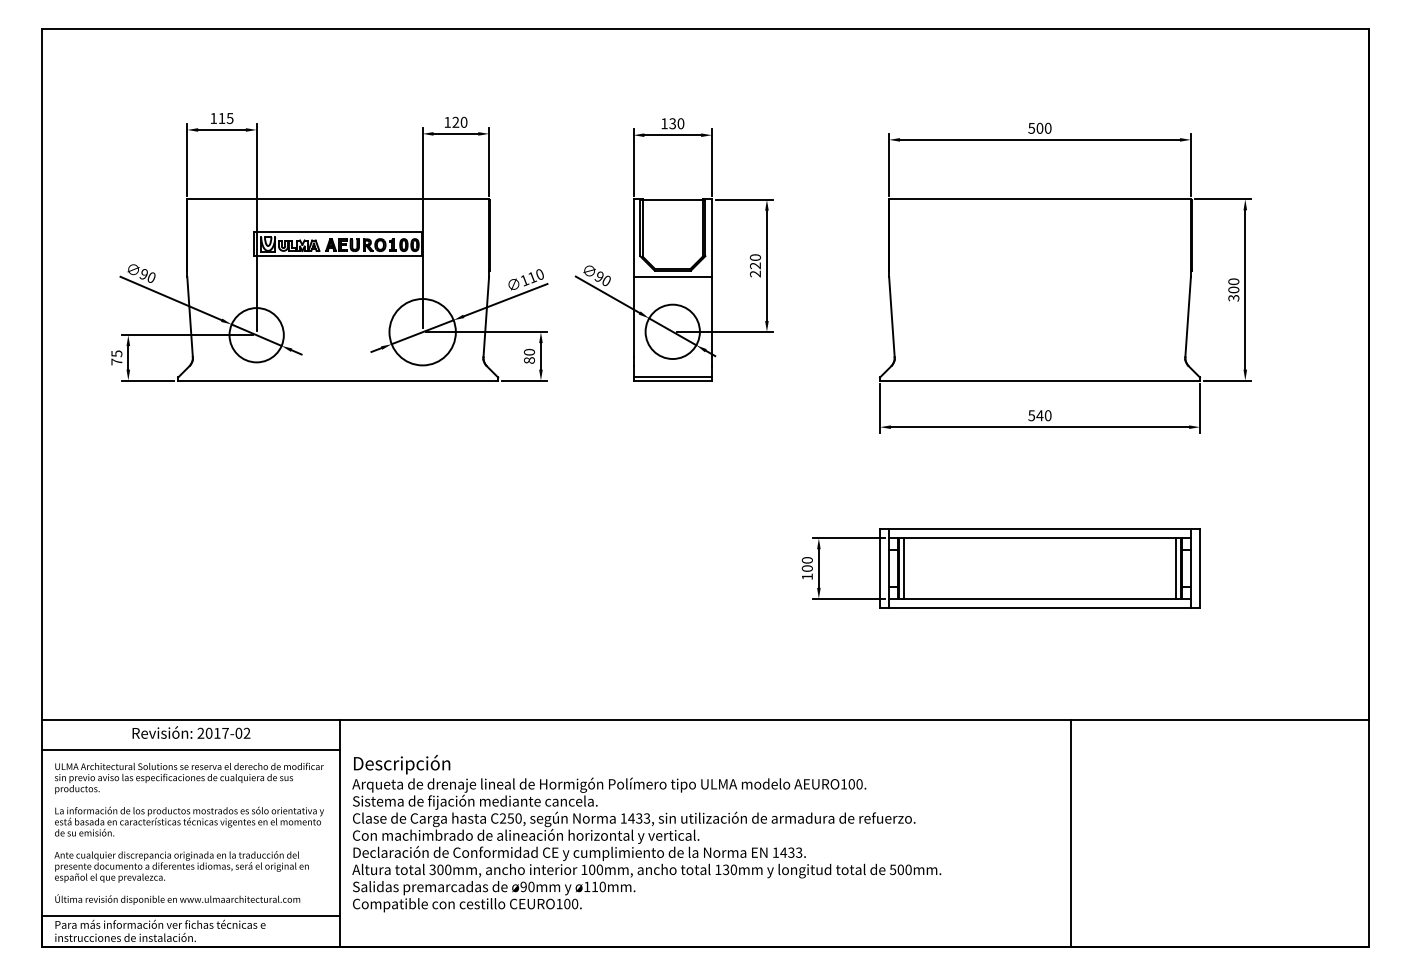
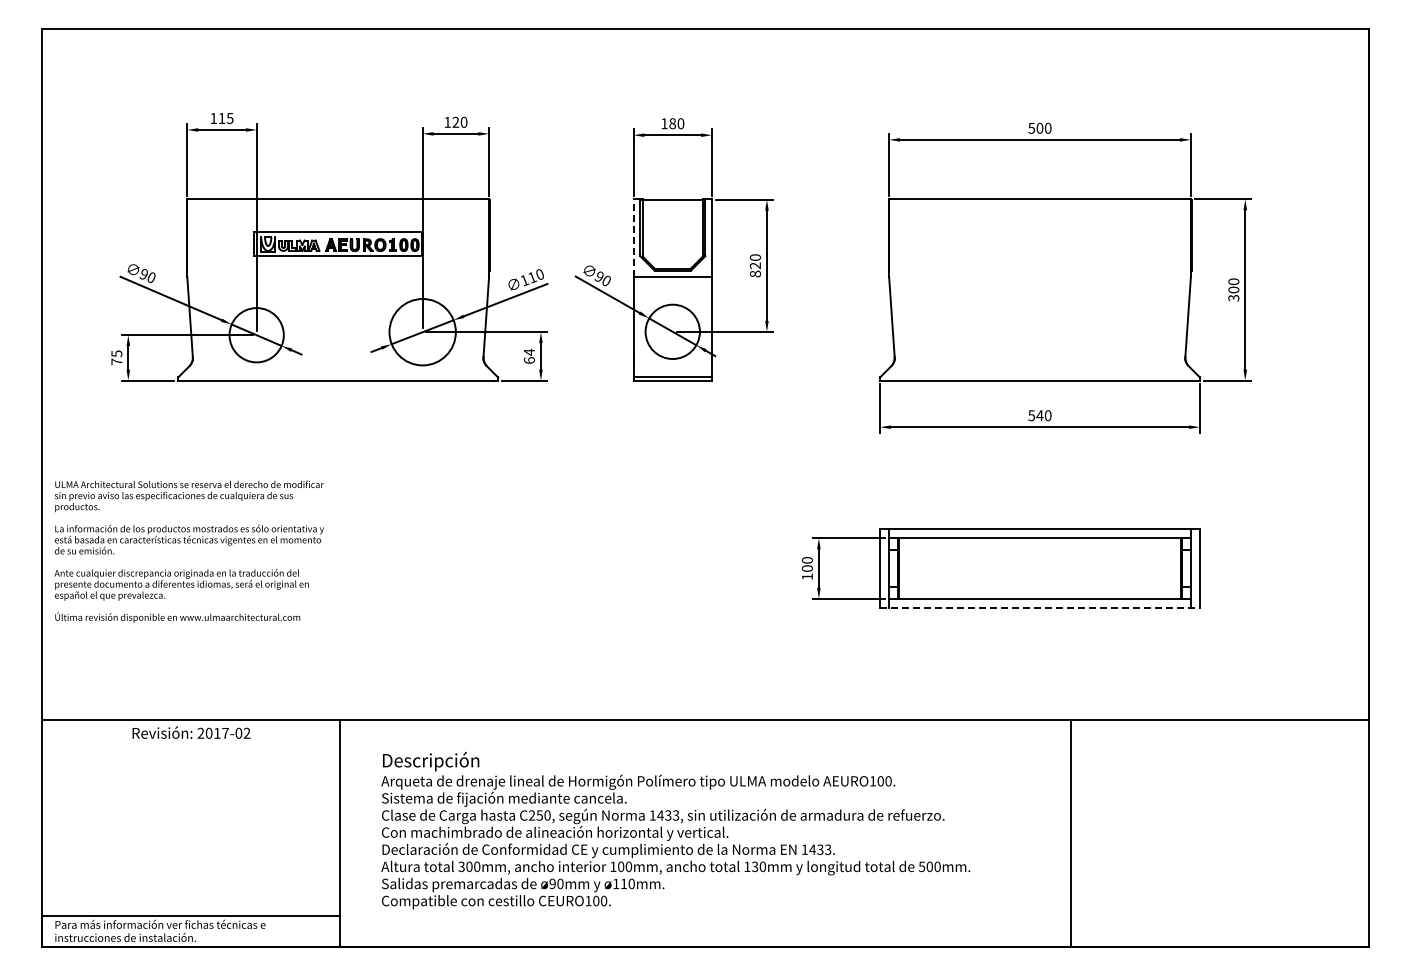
text: 130 -> 180 (672, 123)
line: solid -> dashed (633, 238)
text: 220 -> 820 (755, 273)
text: 80 -> 64 (528, 355)
line: present -> none (904, 568)
line: present -> none (1175, 568)
line: solid -> dashed (1040, 607)
line: present -> none (191, 749)
text position: (188, 833) -> (188, 551) (188, 551)
text position: (646, 833) -> (675, 830) (675, 830)
